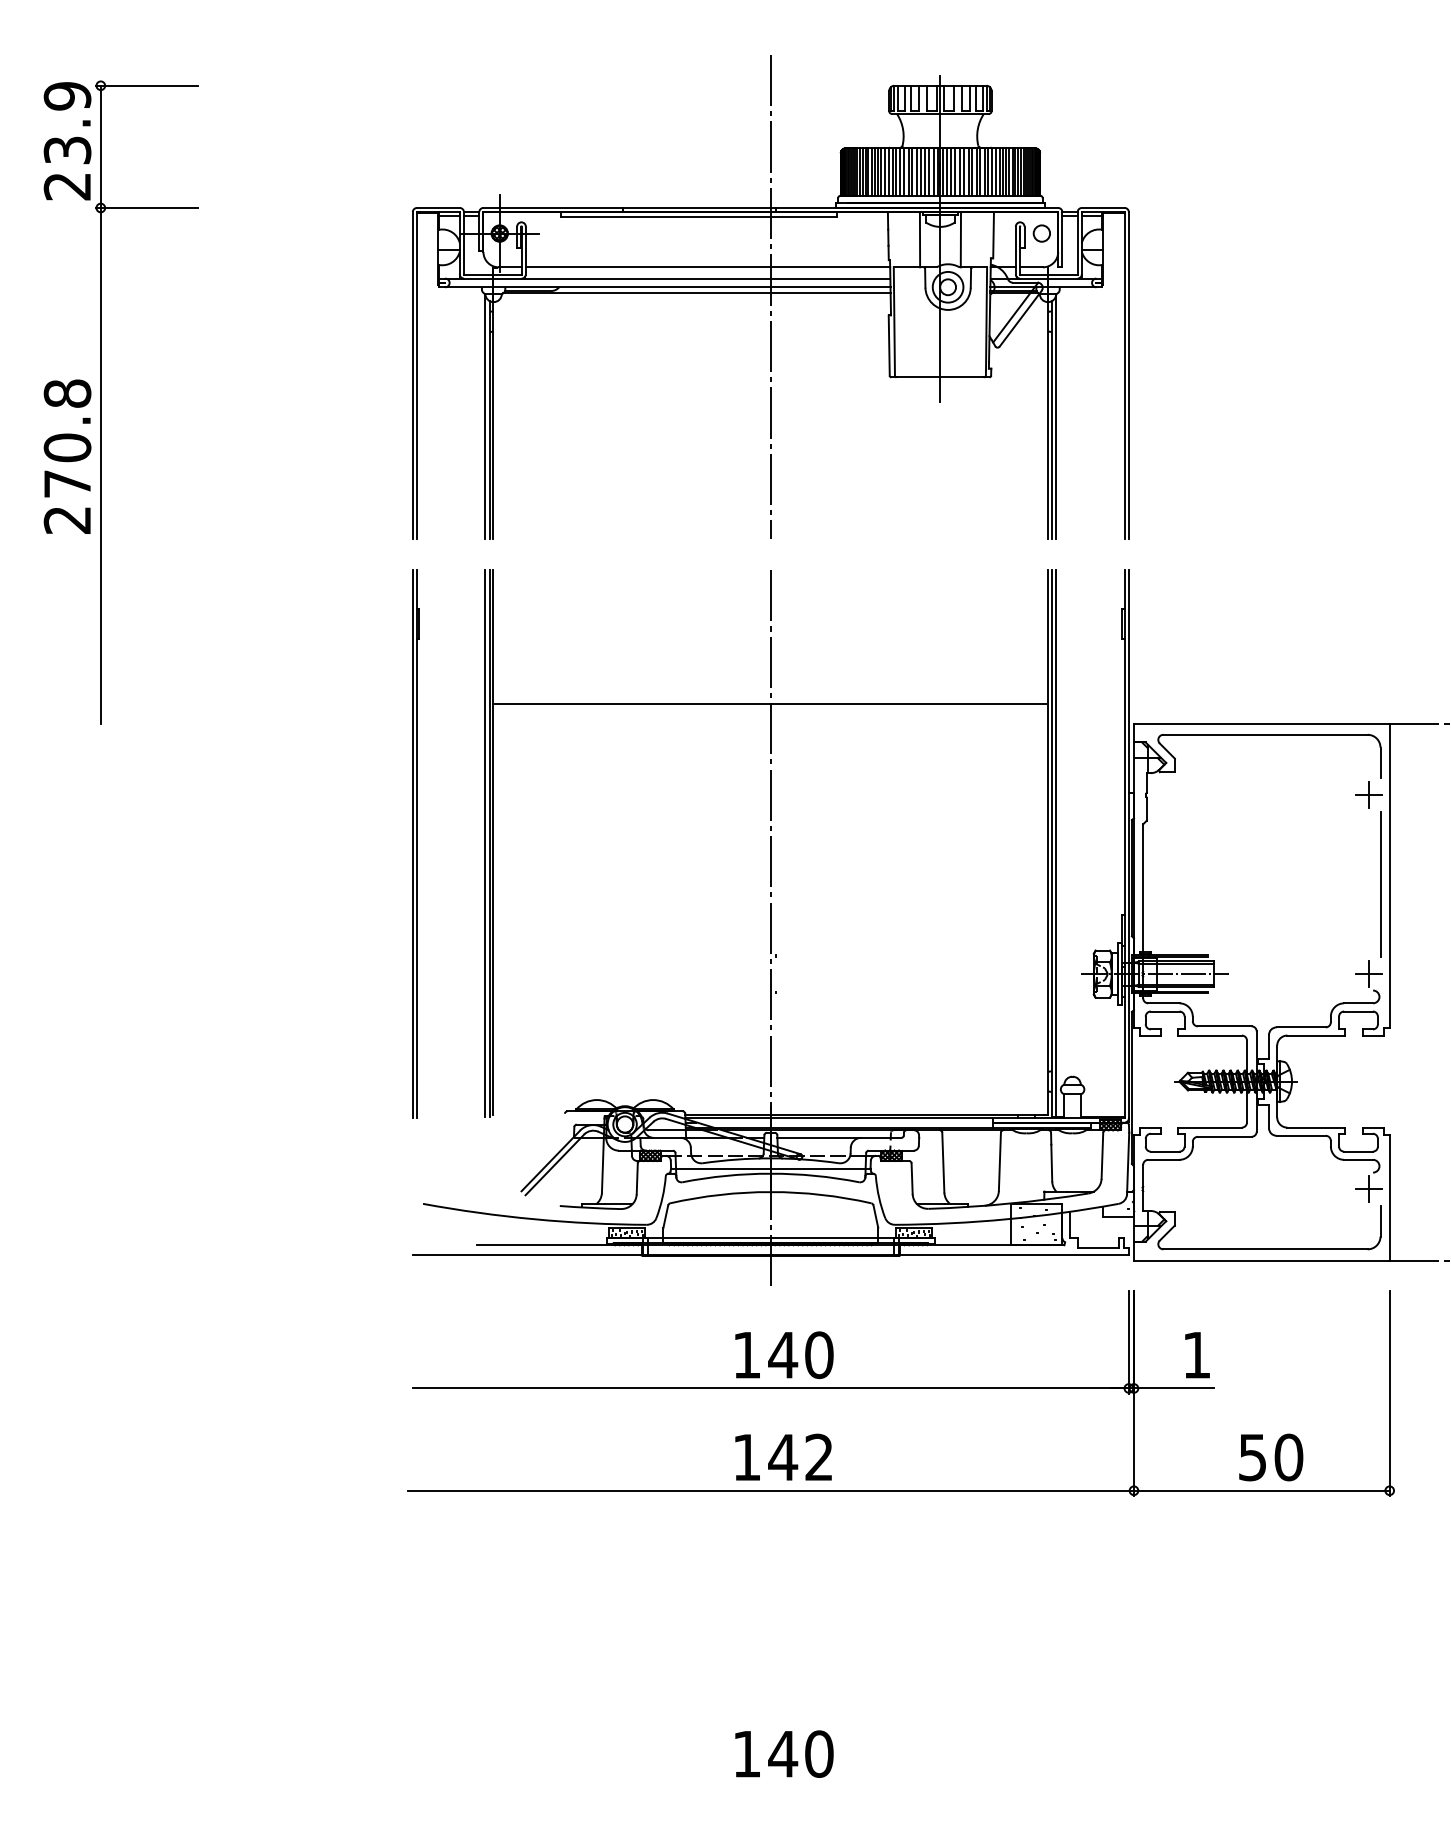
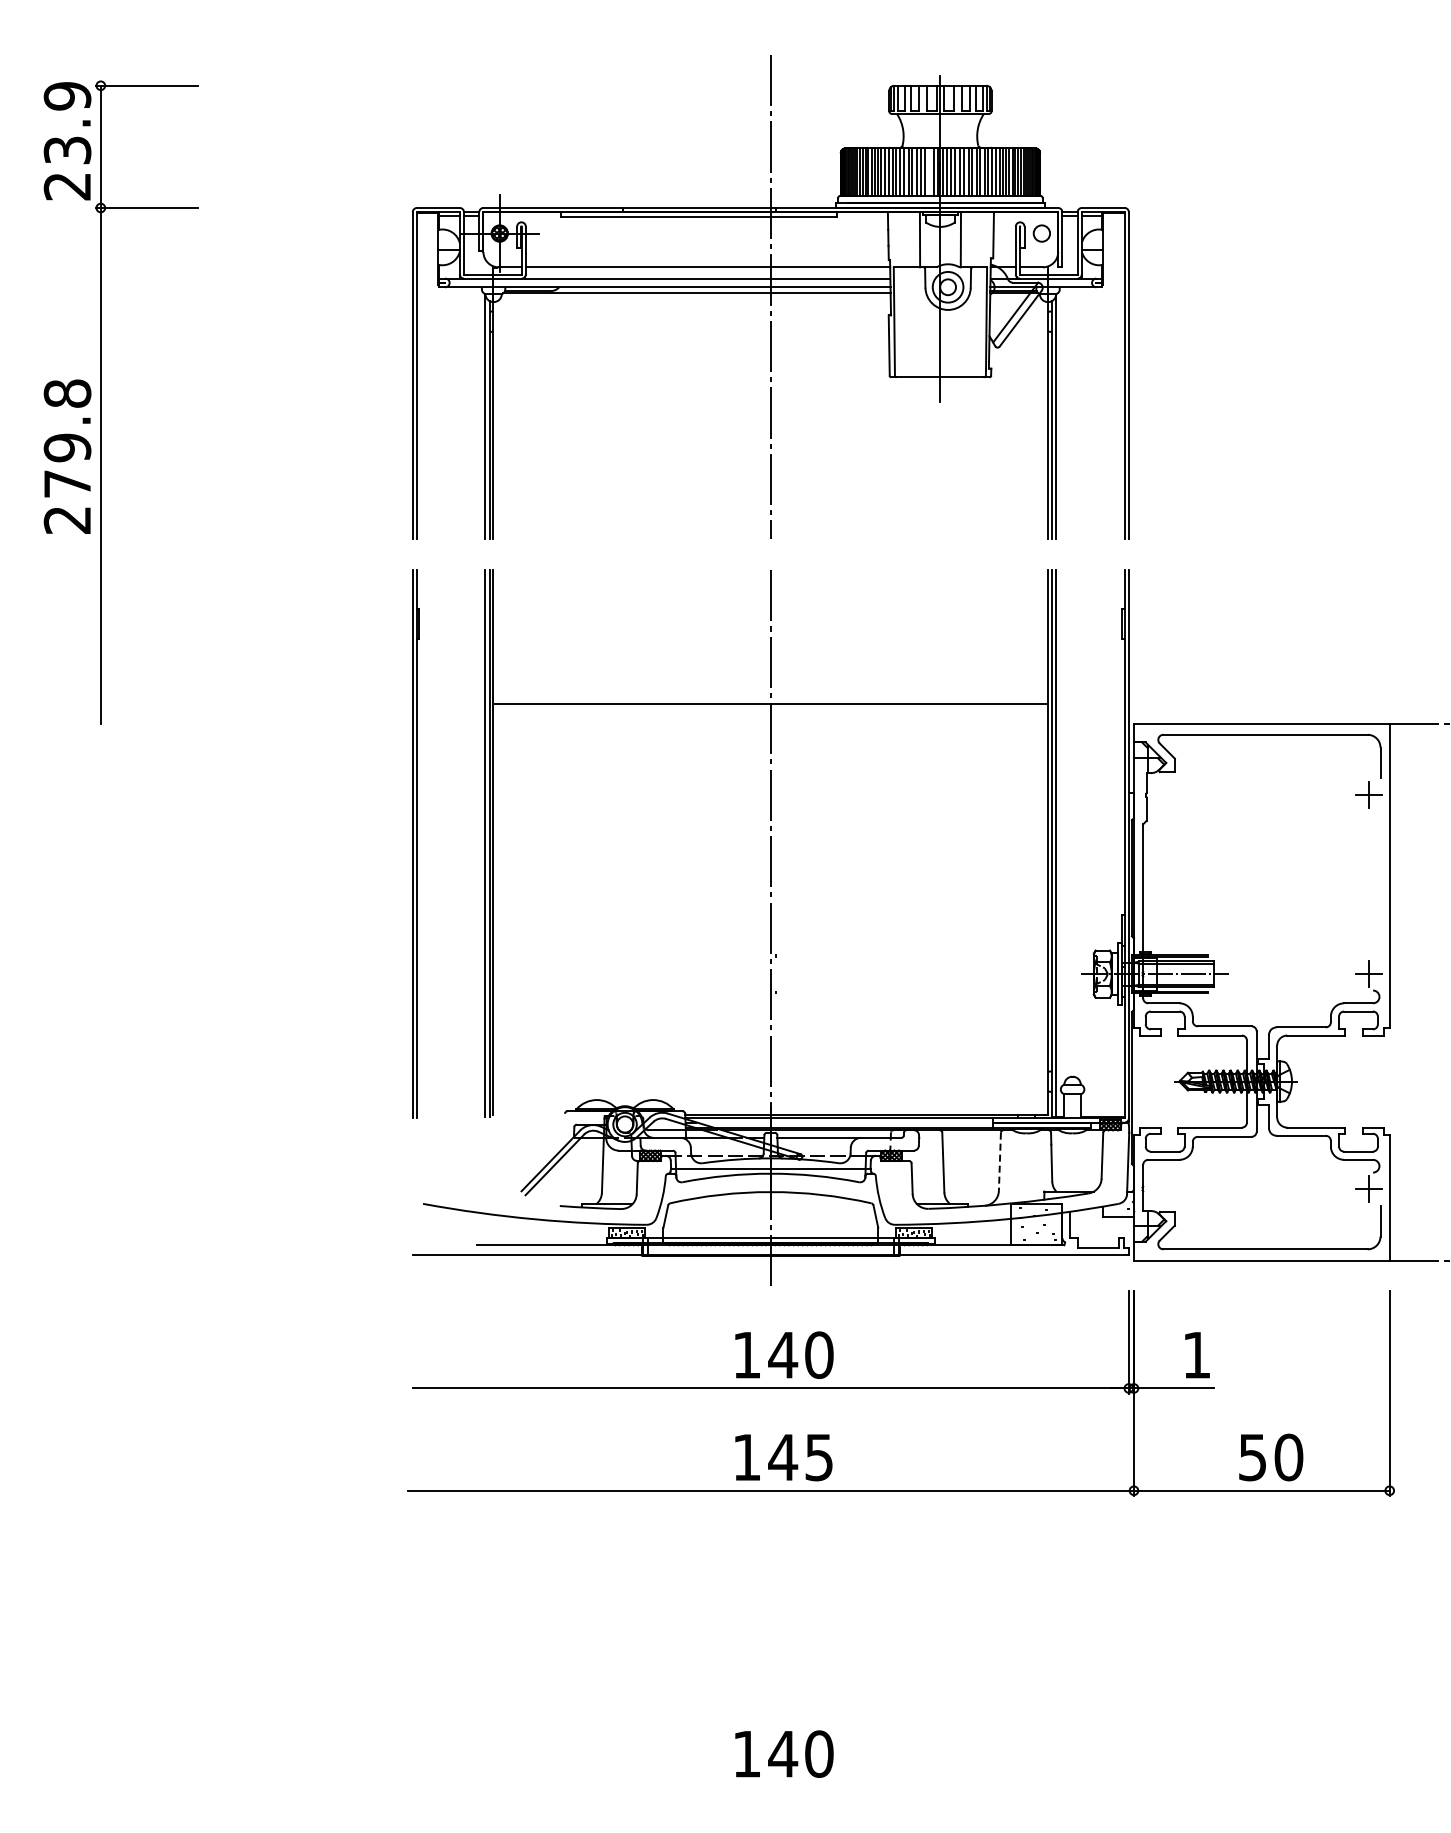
line: present -> none (929, 171)
text: 270.8 -> 279.8 (67, 447)
line: present -> none (1380, 884)
line: solid -> dashed (999, 1162)
text: 142 -> 145 (818, 1457)
